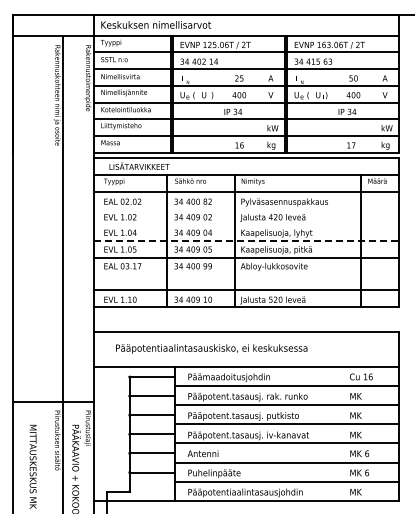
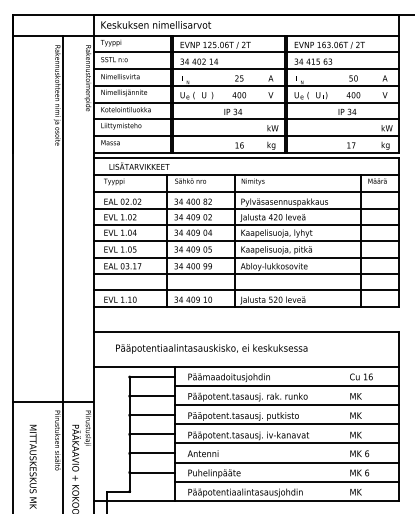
line: none -> present (246, 209)
line: none -> present (246, 224)
line: dashed -> solid (246, 241)
line: none -> present (246, 273)
